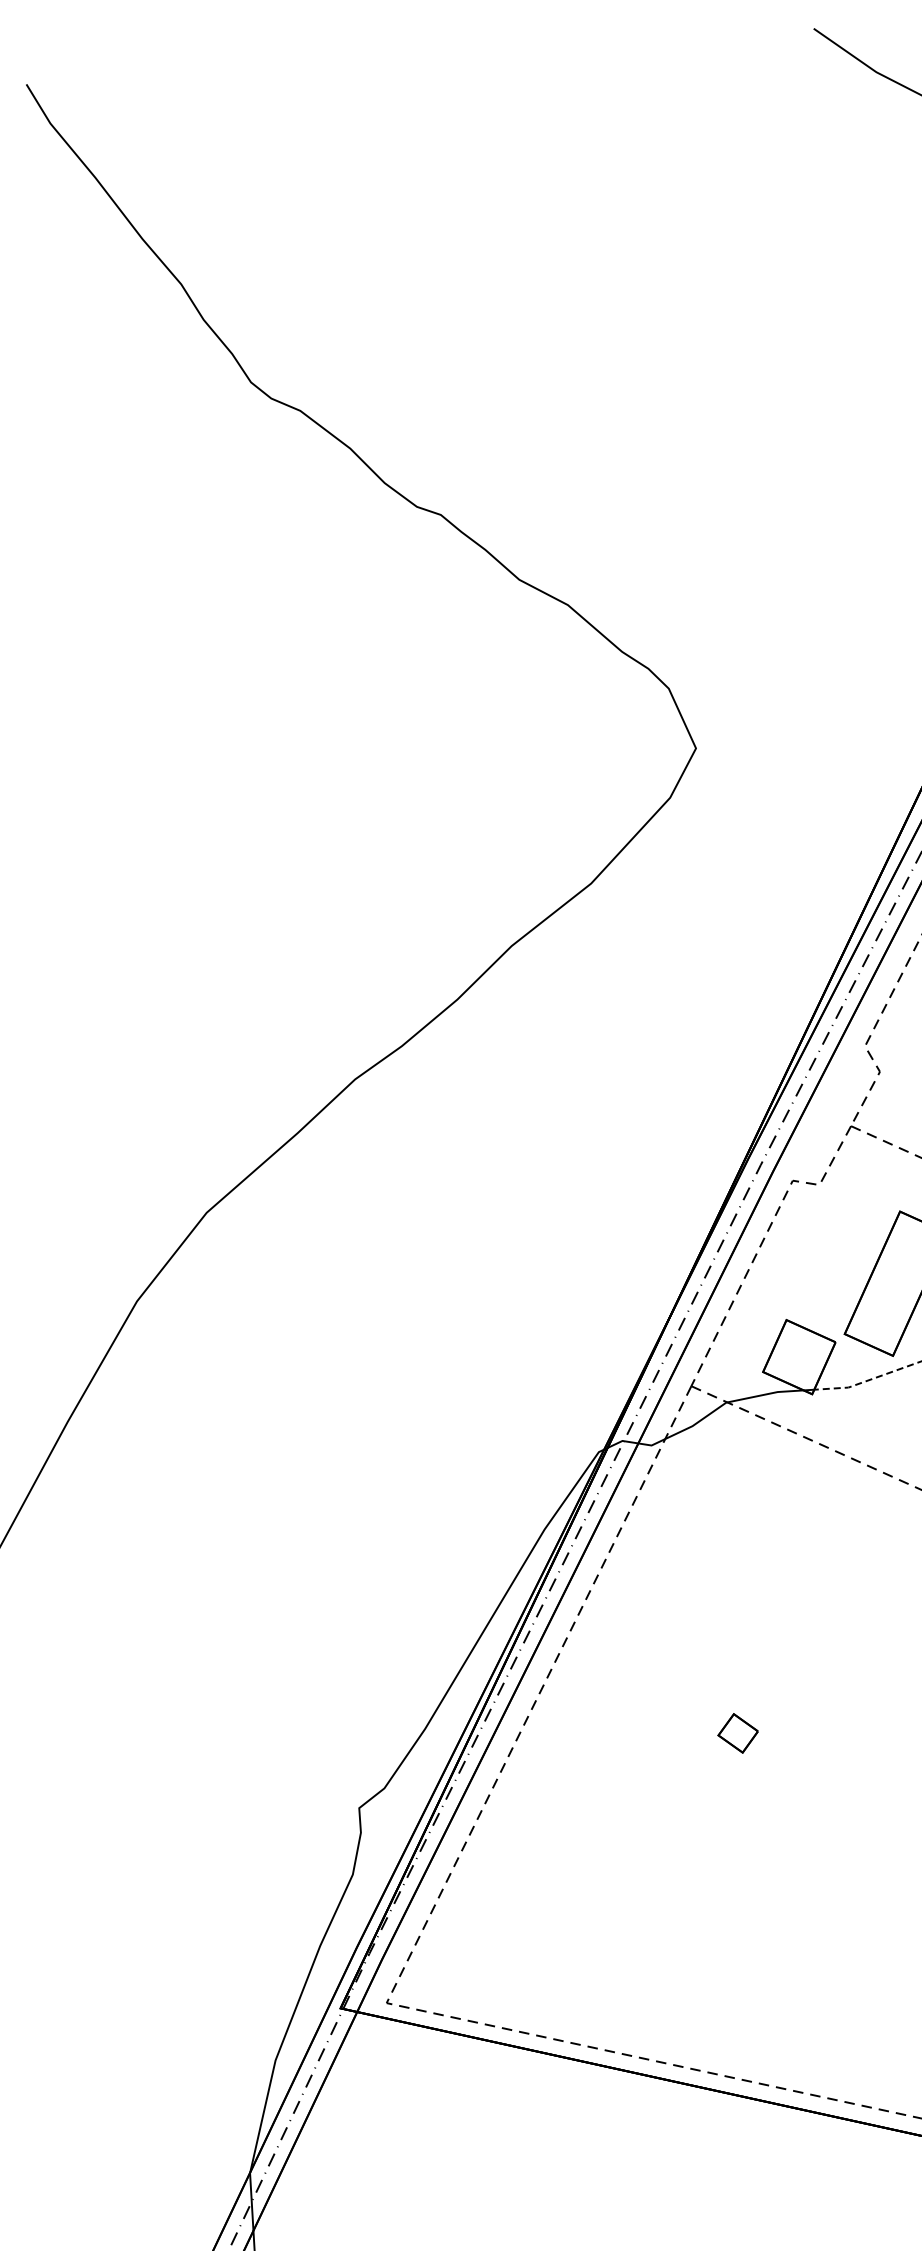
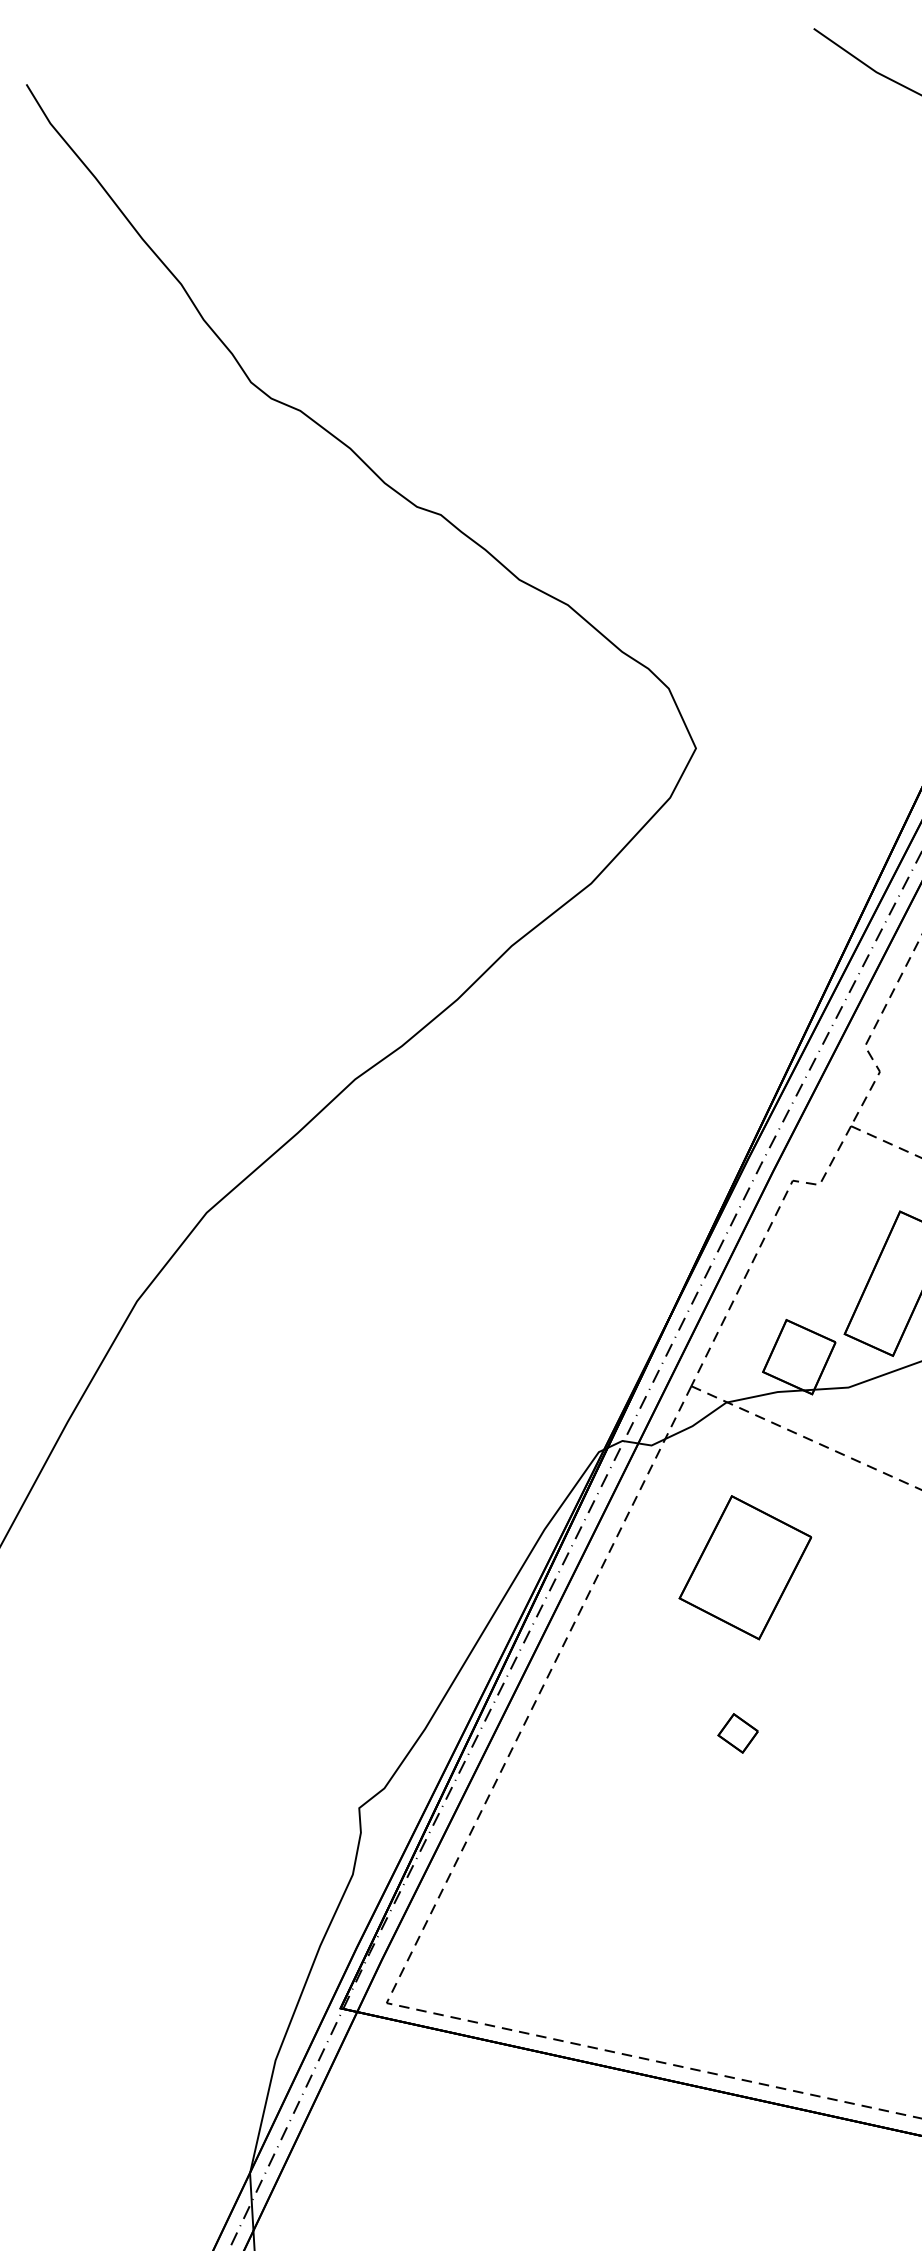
line: dashed -> solid (868, 1380)
part: none -> present (745, 1567)
